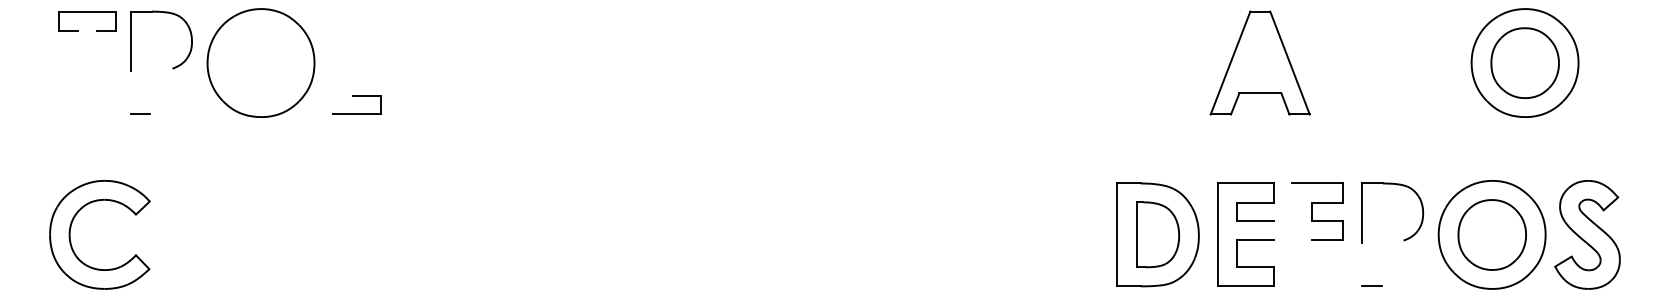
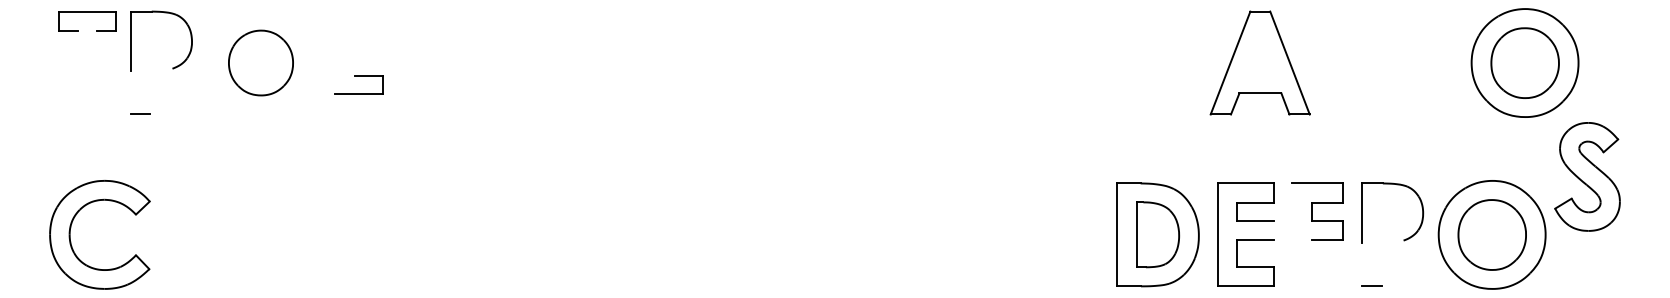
part size: 110x110 px -> 66x68 px (260, 62)
part position: (356, 96) -> (358, 76) (358, 76)
part position: (1587, 234) -> (1587, 176) (1587, 176)
